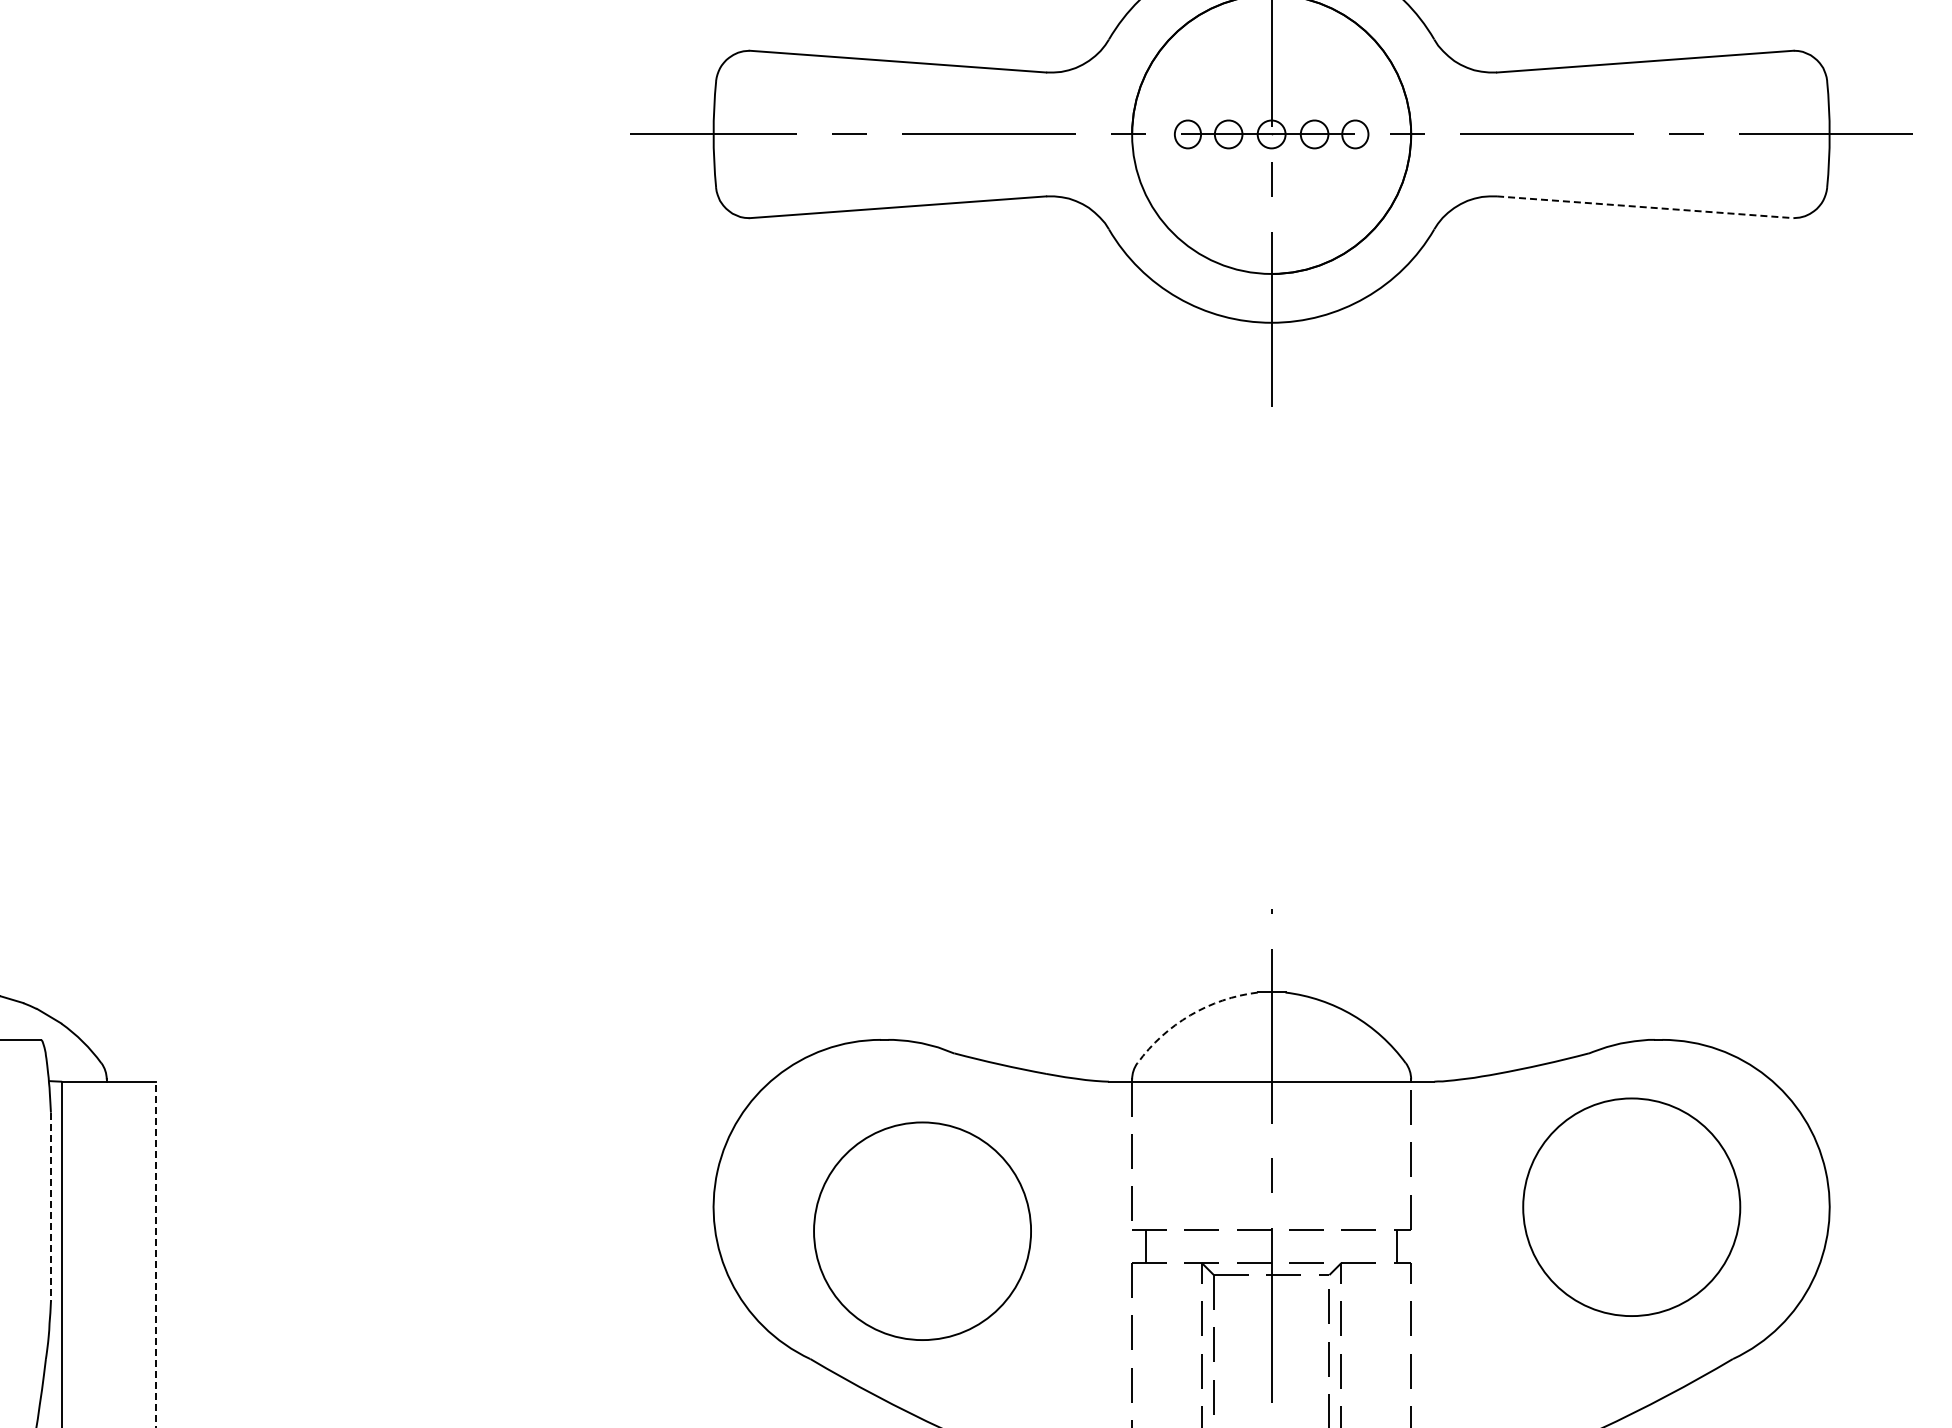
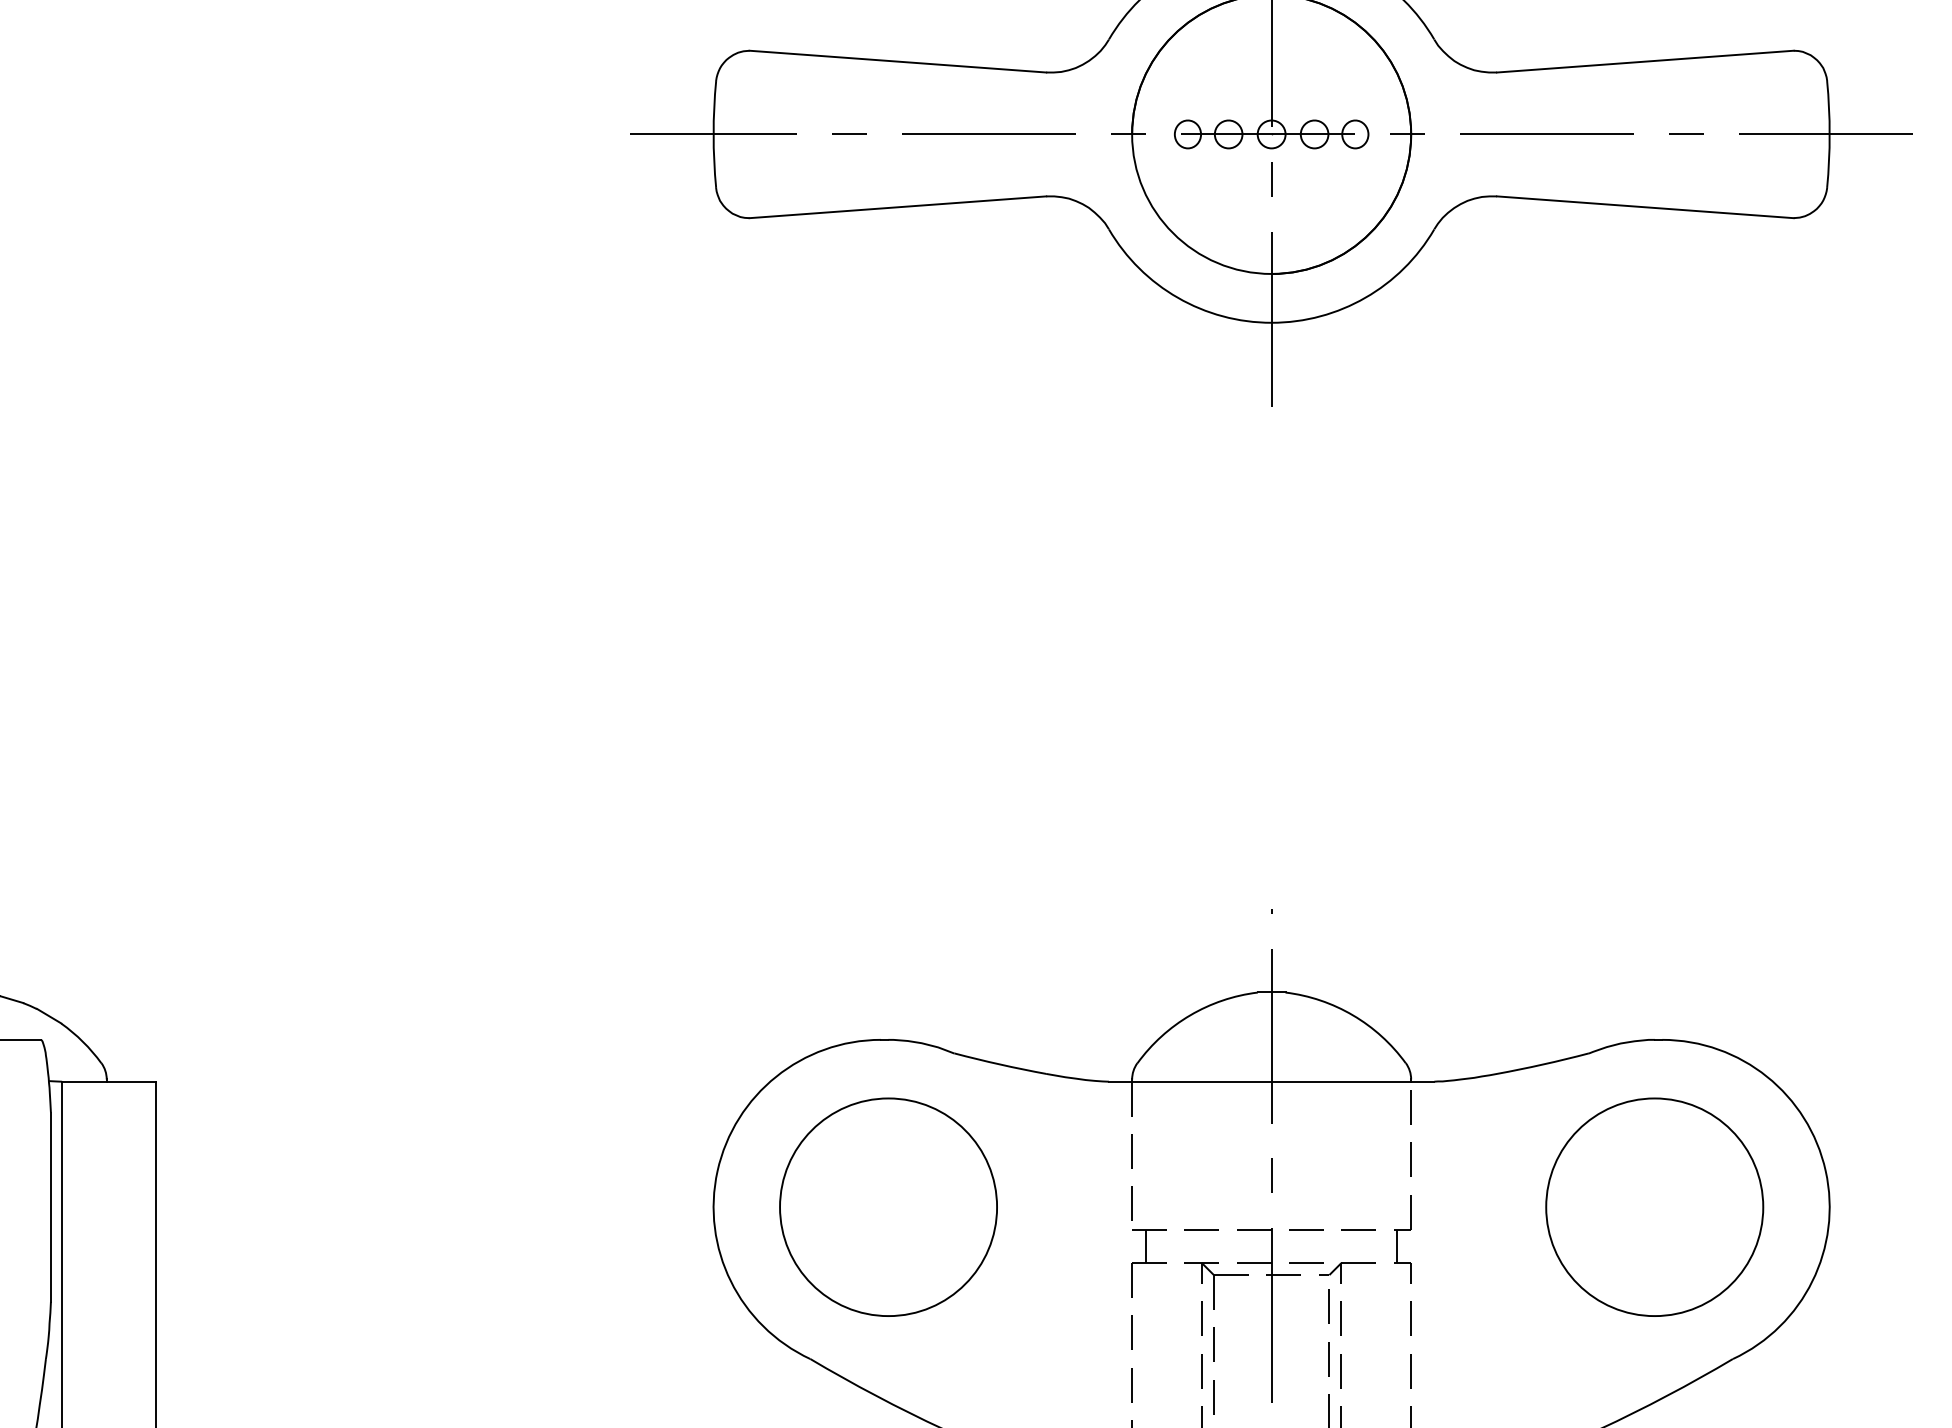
line: dashed -> solid (1645, 207)
arc: dashed -> solid (1190, 1015)
part position: (1631, 1206) -> (1654, 1206) (1654, 1206)
line: dashed -> solid (50, 1207)
part position: (922, 1230) -> (888, 1206) (888, 1206)
line: dashed -> solid (155, 1254)
